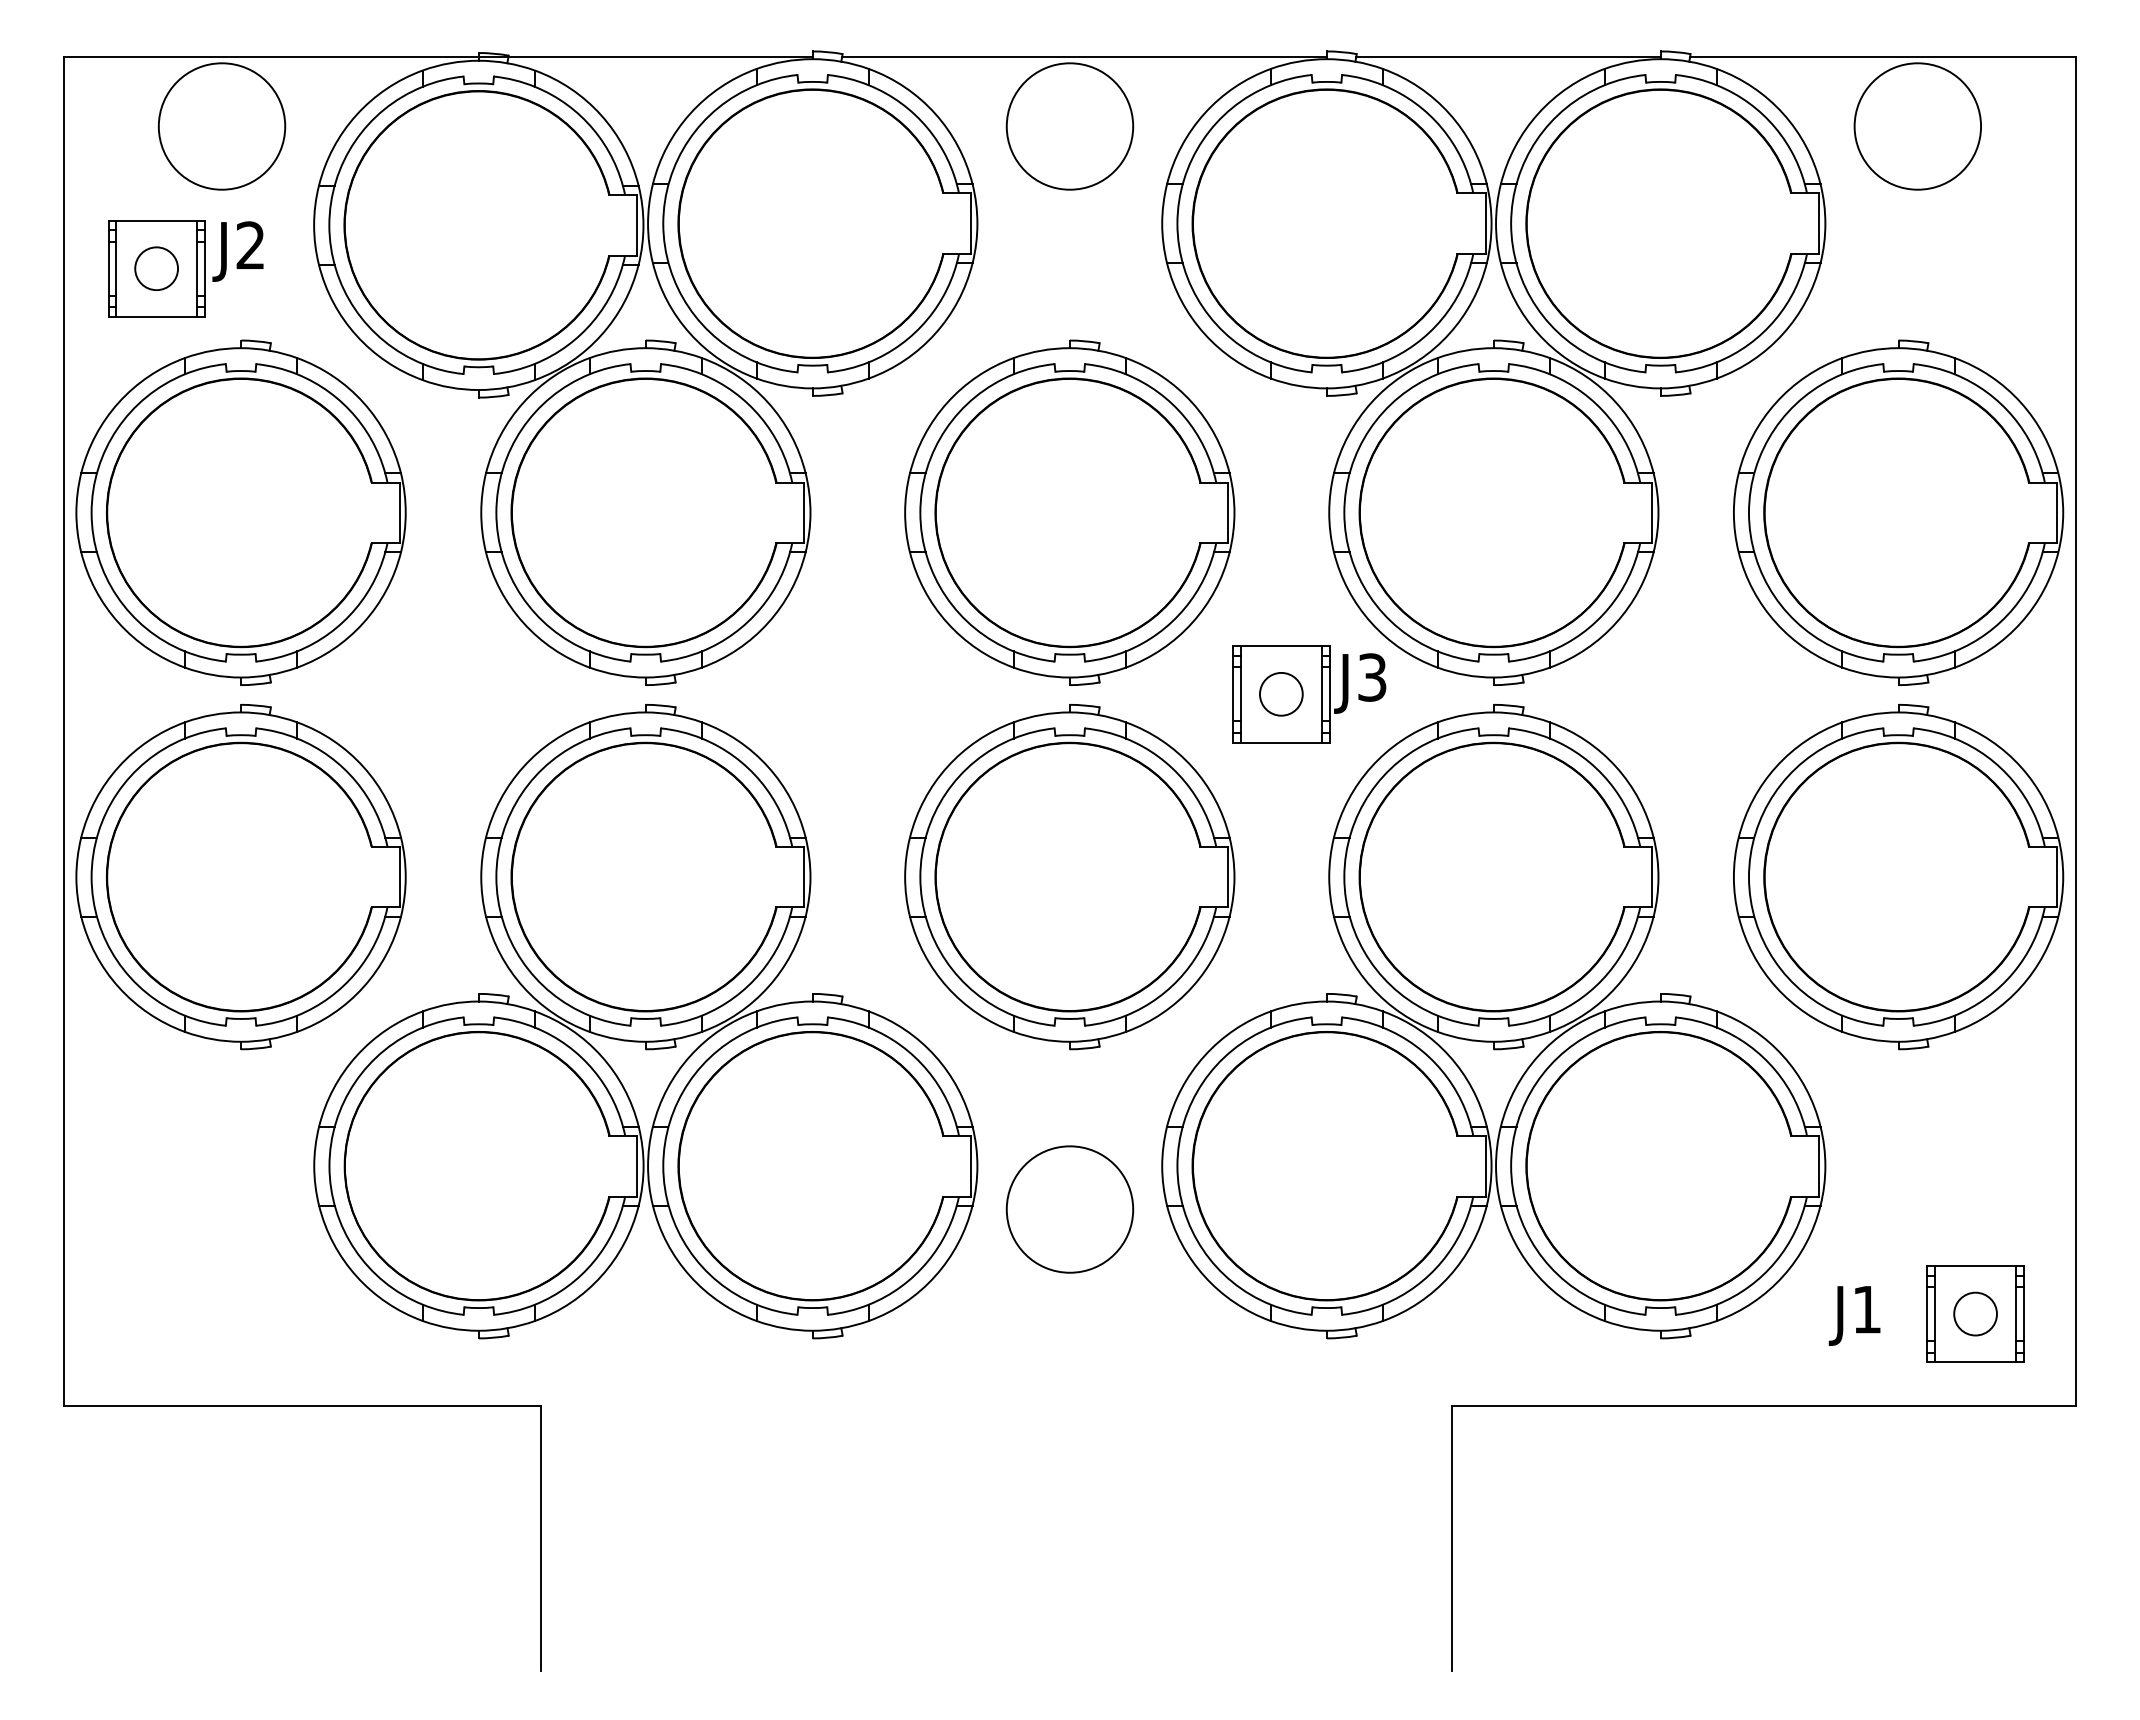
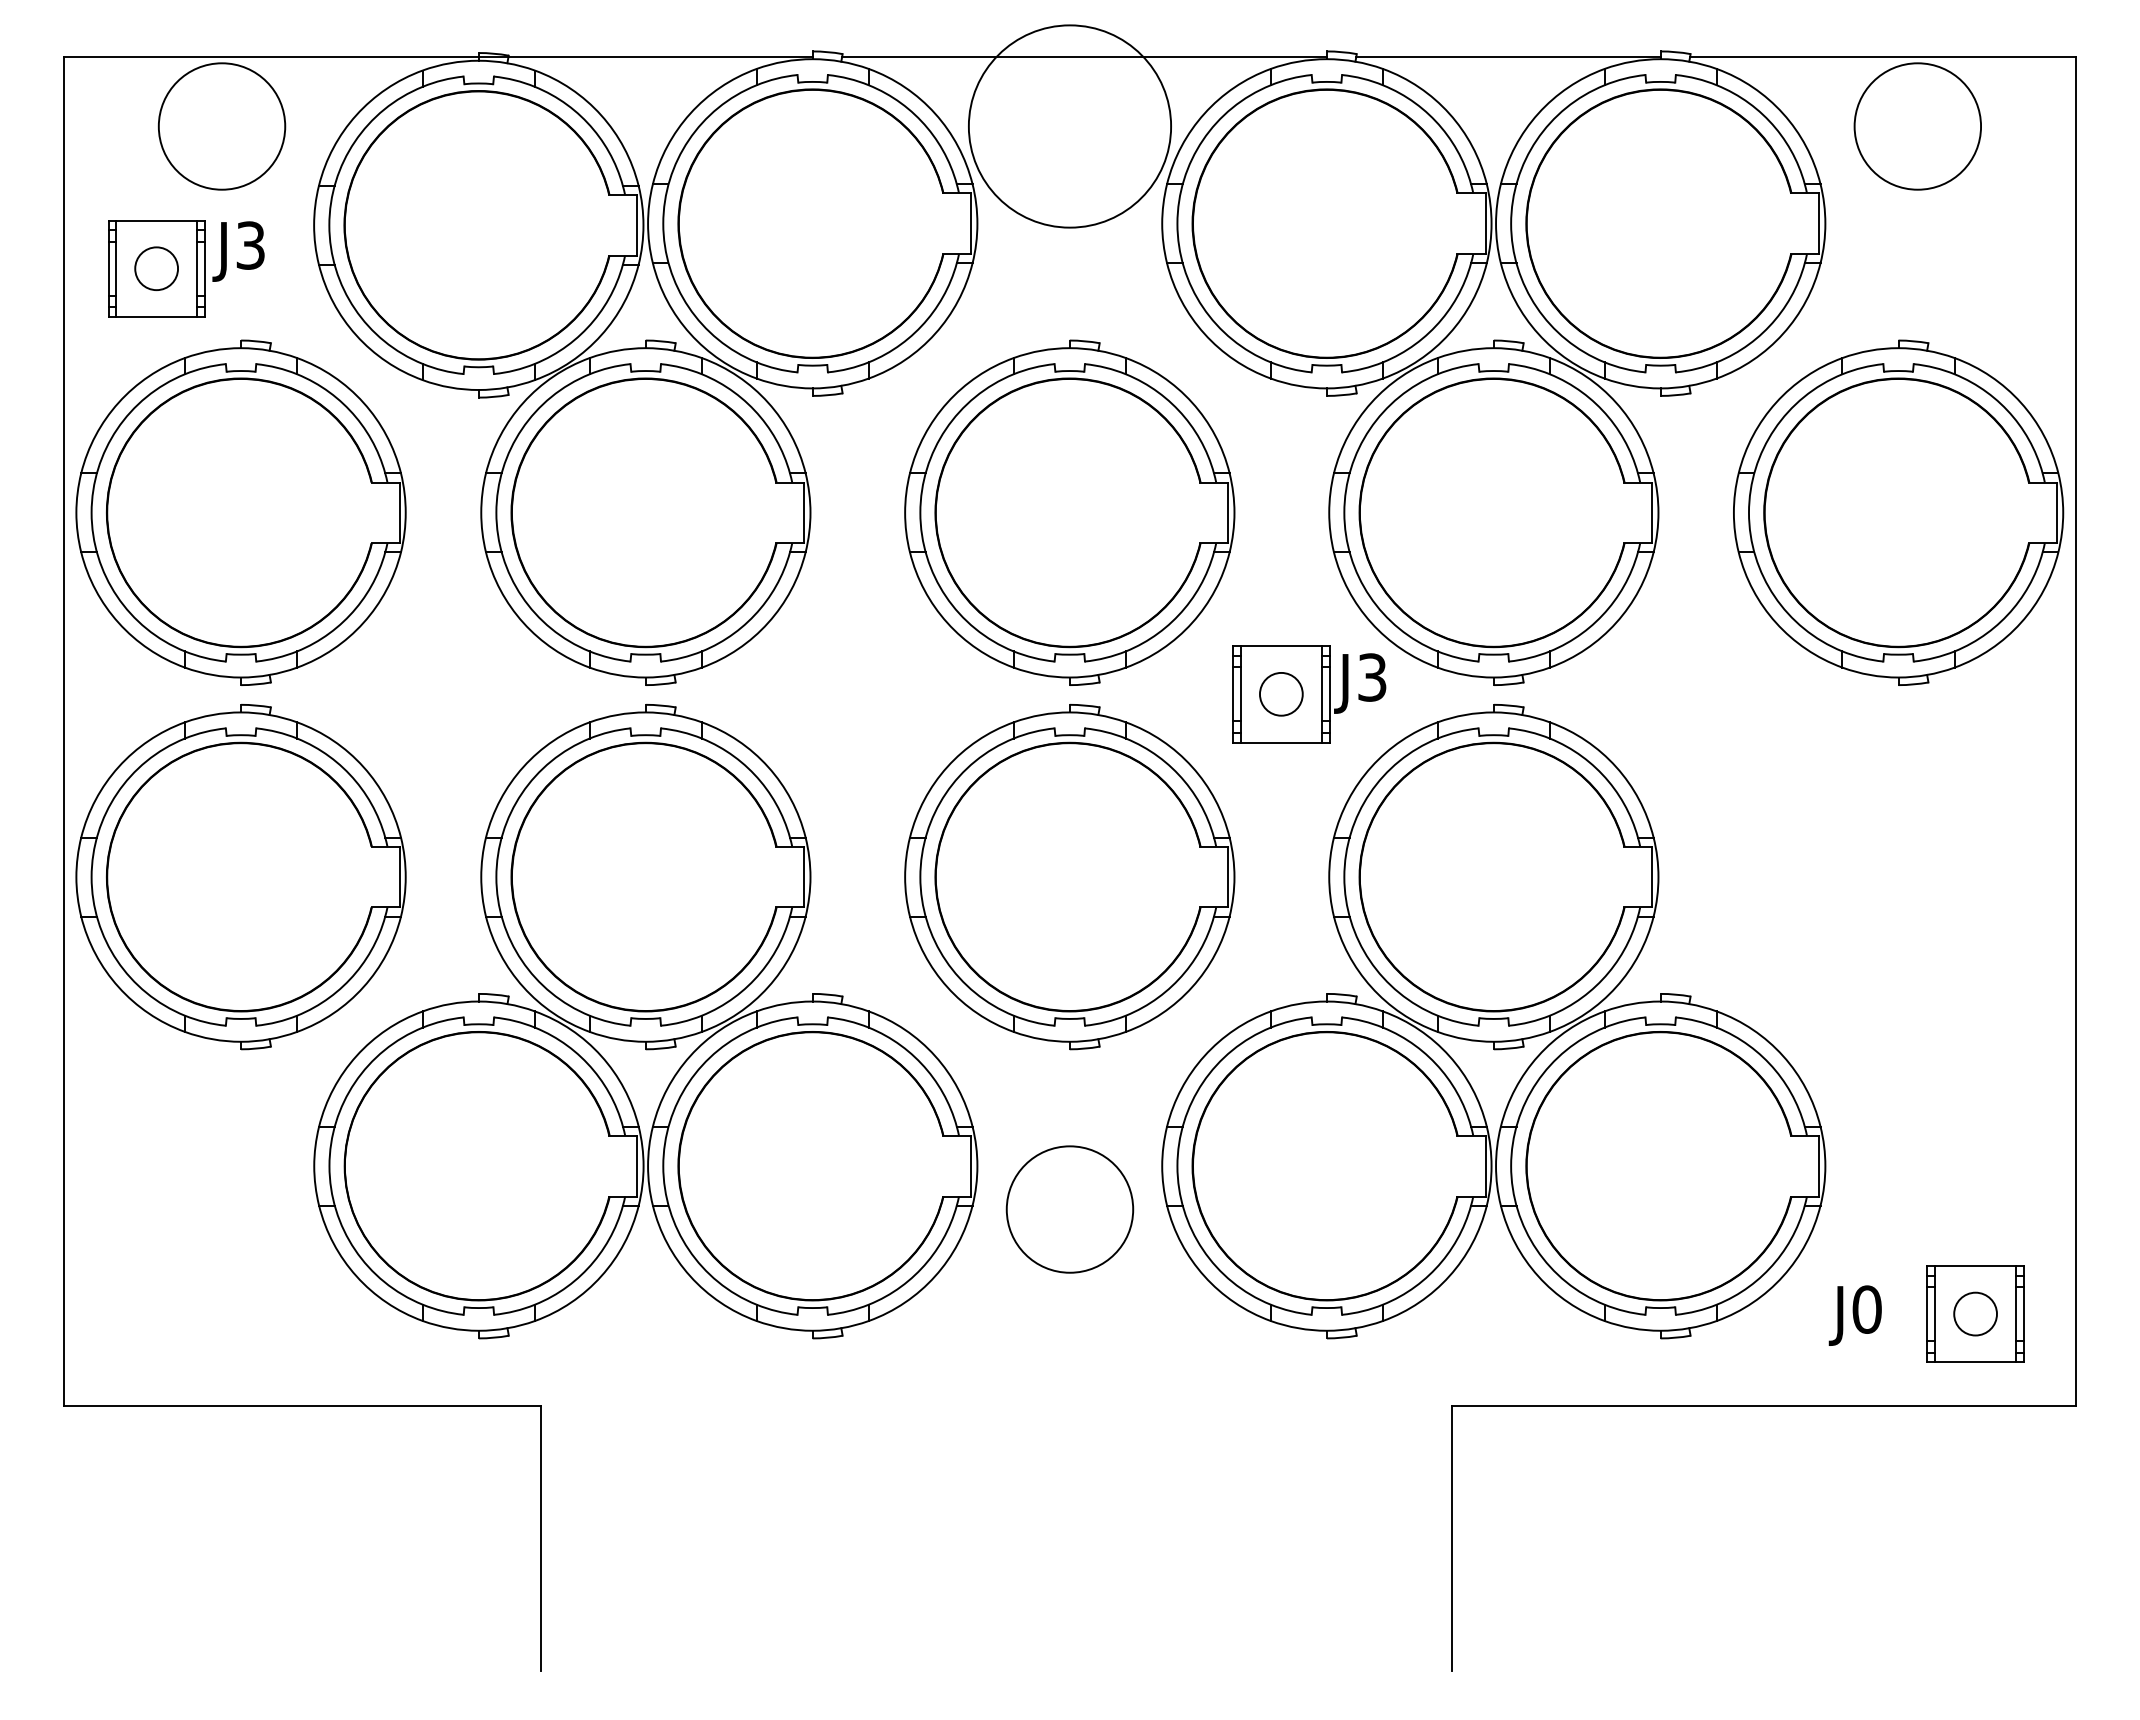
circle diameter: 126 px -> 202 px (1069, 126)
text: J2 -> J3 (250, 245)
part: present -> none (1898, 877)
text: J1 -> J0 (1866, 1309)
